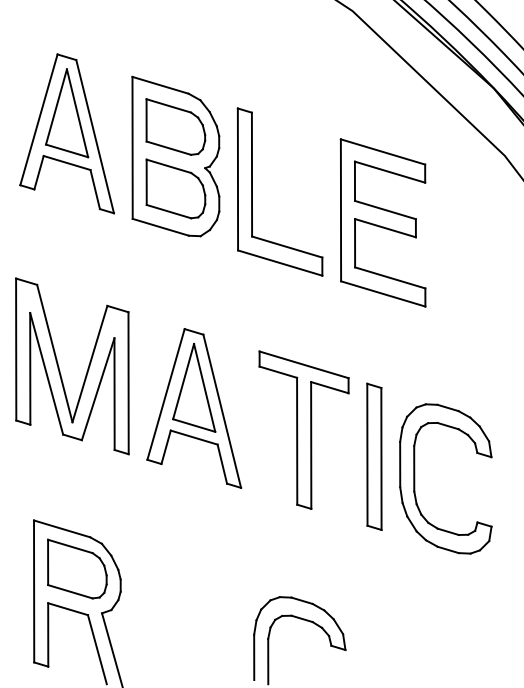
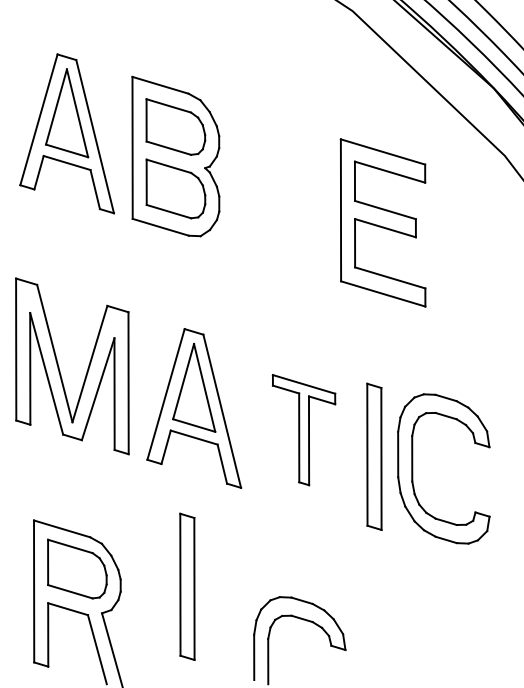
part: present -> none (252, 191)
part size: 92x160 px -> 66x113 px (303, 430)
part position: (415, 478) -> (413, 468) (413, 468)
part: none -> present (187, 586)
